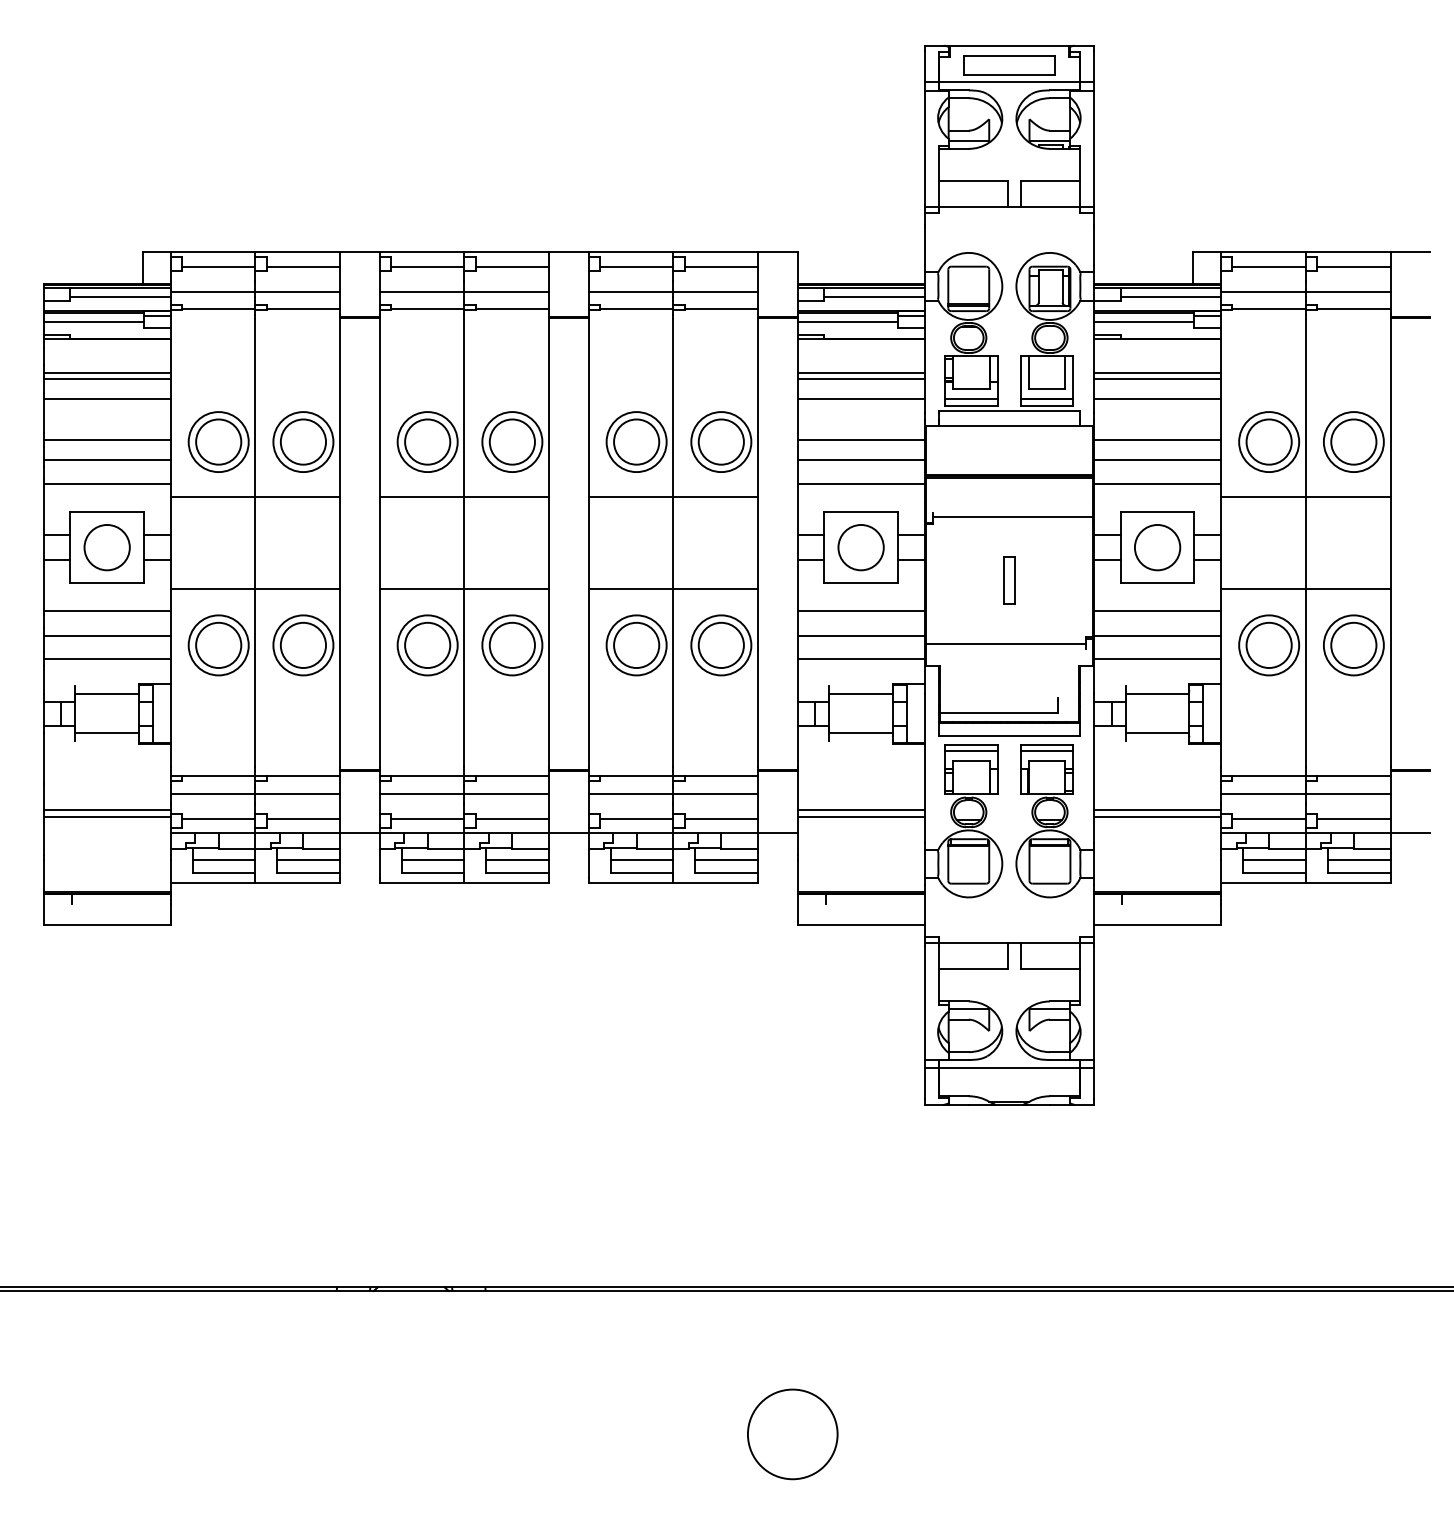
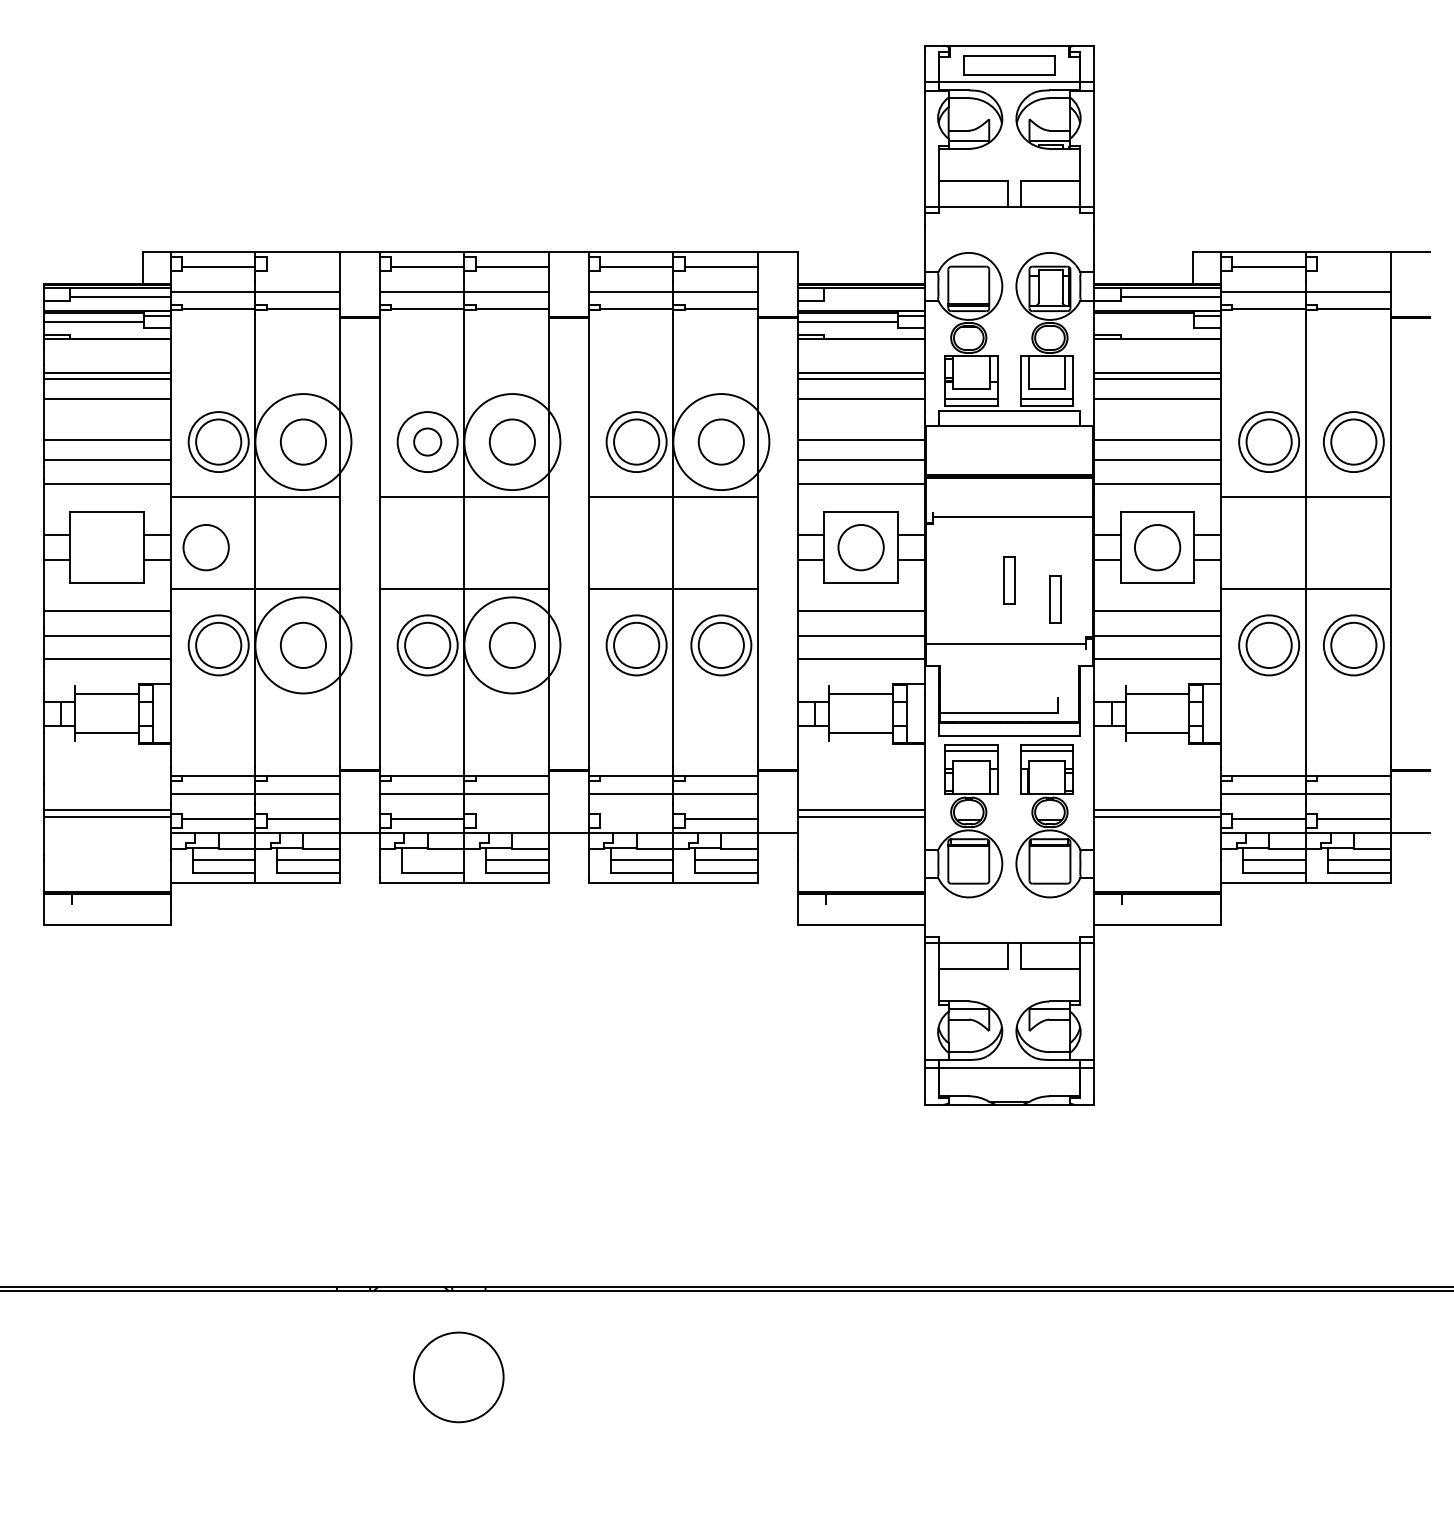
line: present -> none (303, 266)
line: present -> none (1353, 266)
line: present -> none (874, 296)
line: present -> none (1144, 322)
circle diameter: 45 px -> 27 px (427, 441)
circle diameter: 60 px -> 96 px (303, 442)
circle diameter: 60 px -> 96 px (512, 442)
circle diameter: 60 px -> 96 px (721, 442)
circle position: (106, 547) -> (205, 547) (205, 547)
part: none -> present (1055, 599)
circle diameter: 60 px -> 96 px (303, 645)
circle diameter: 60 px -> 96 px (512, 645)
line: present -> none (512, 818)
line: present -> none (636, 818)
line: present -> none (432, 859)
circle position: (792, 1434) -> (458, 1377) (458, 1377)
